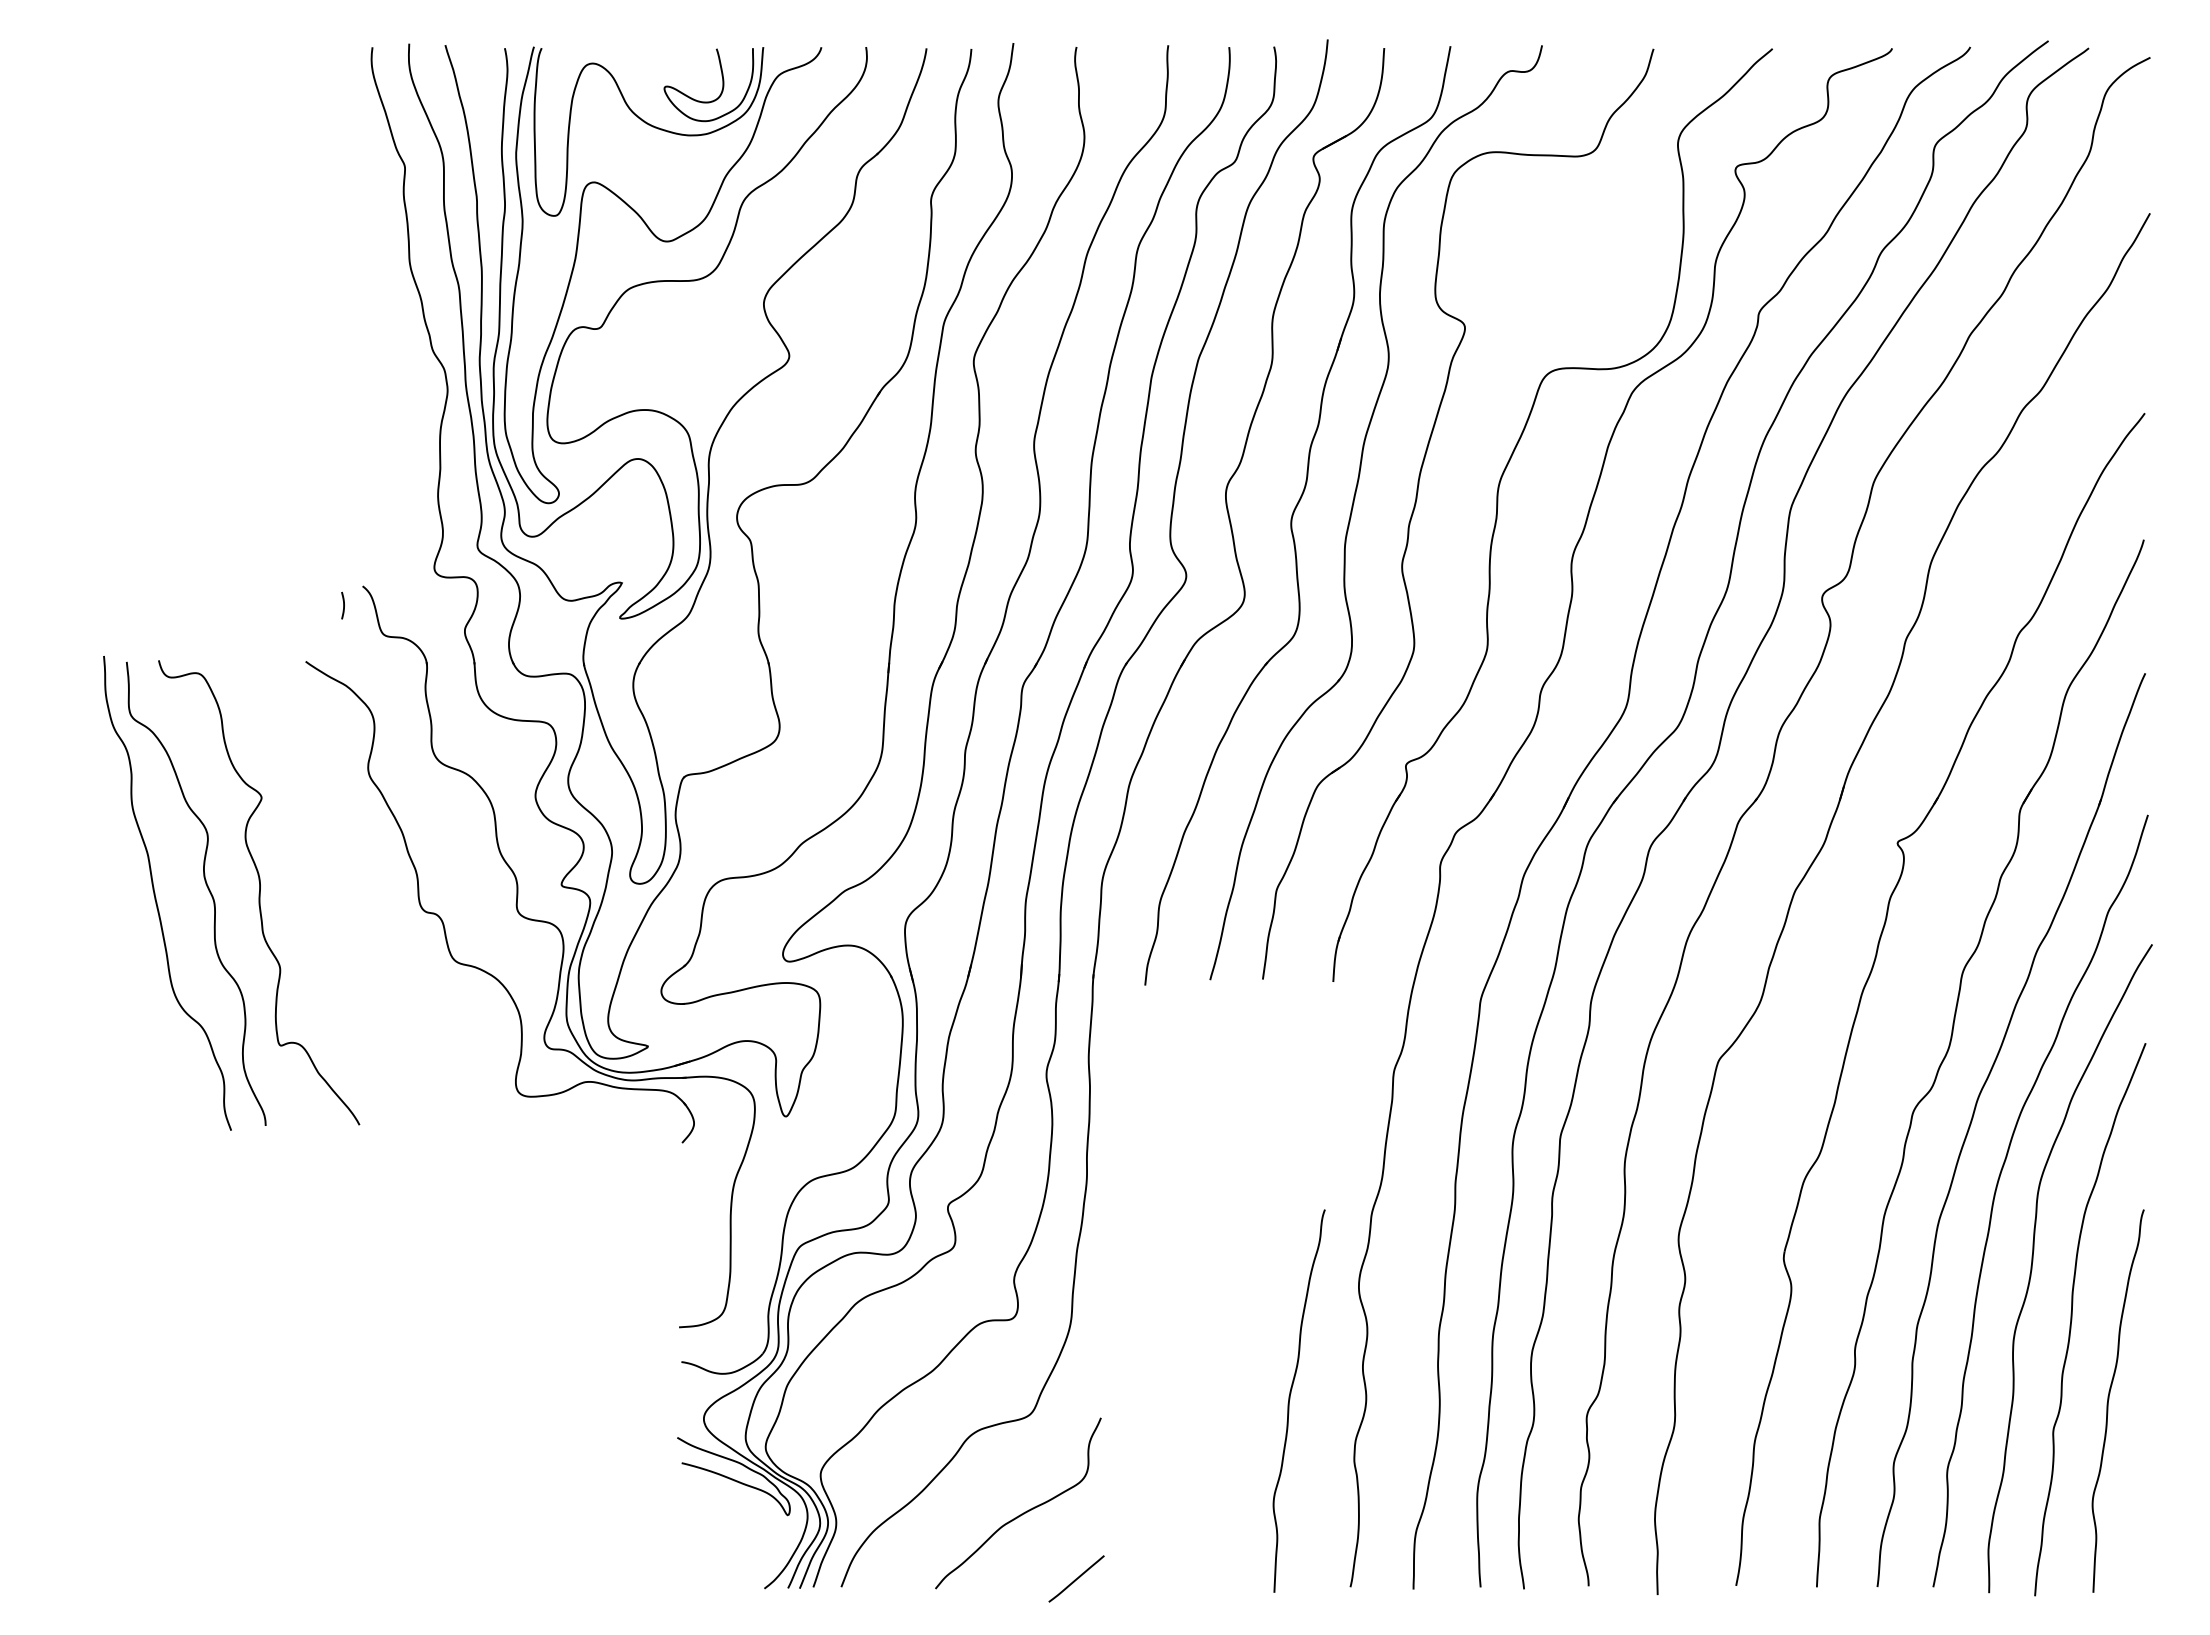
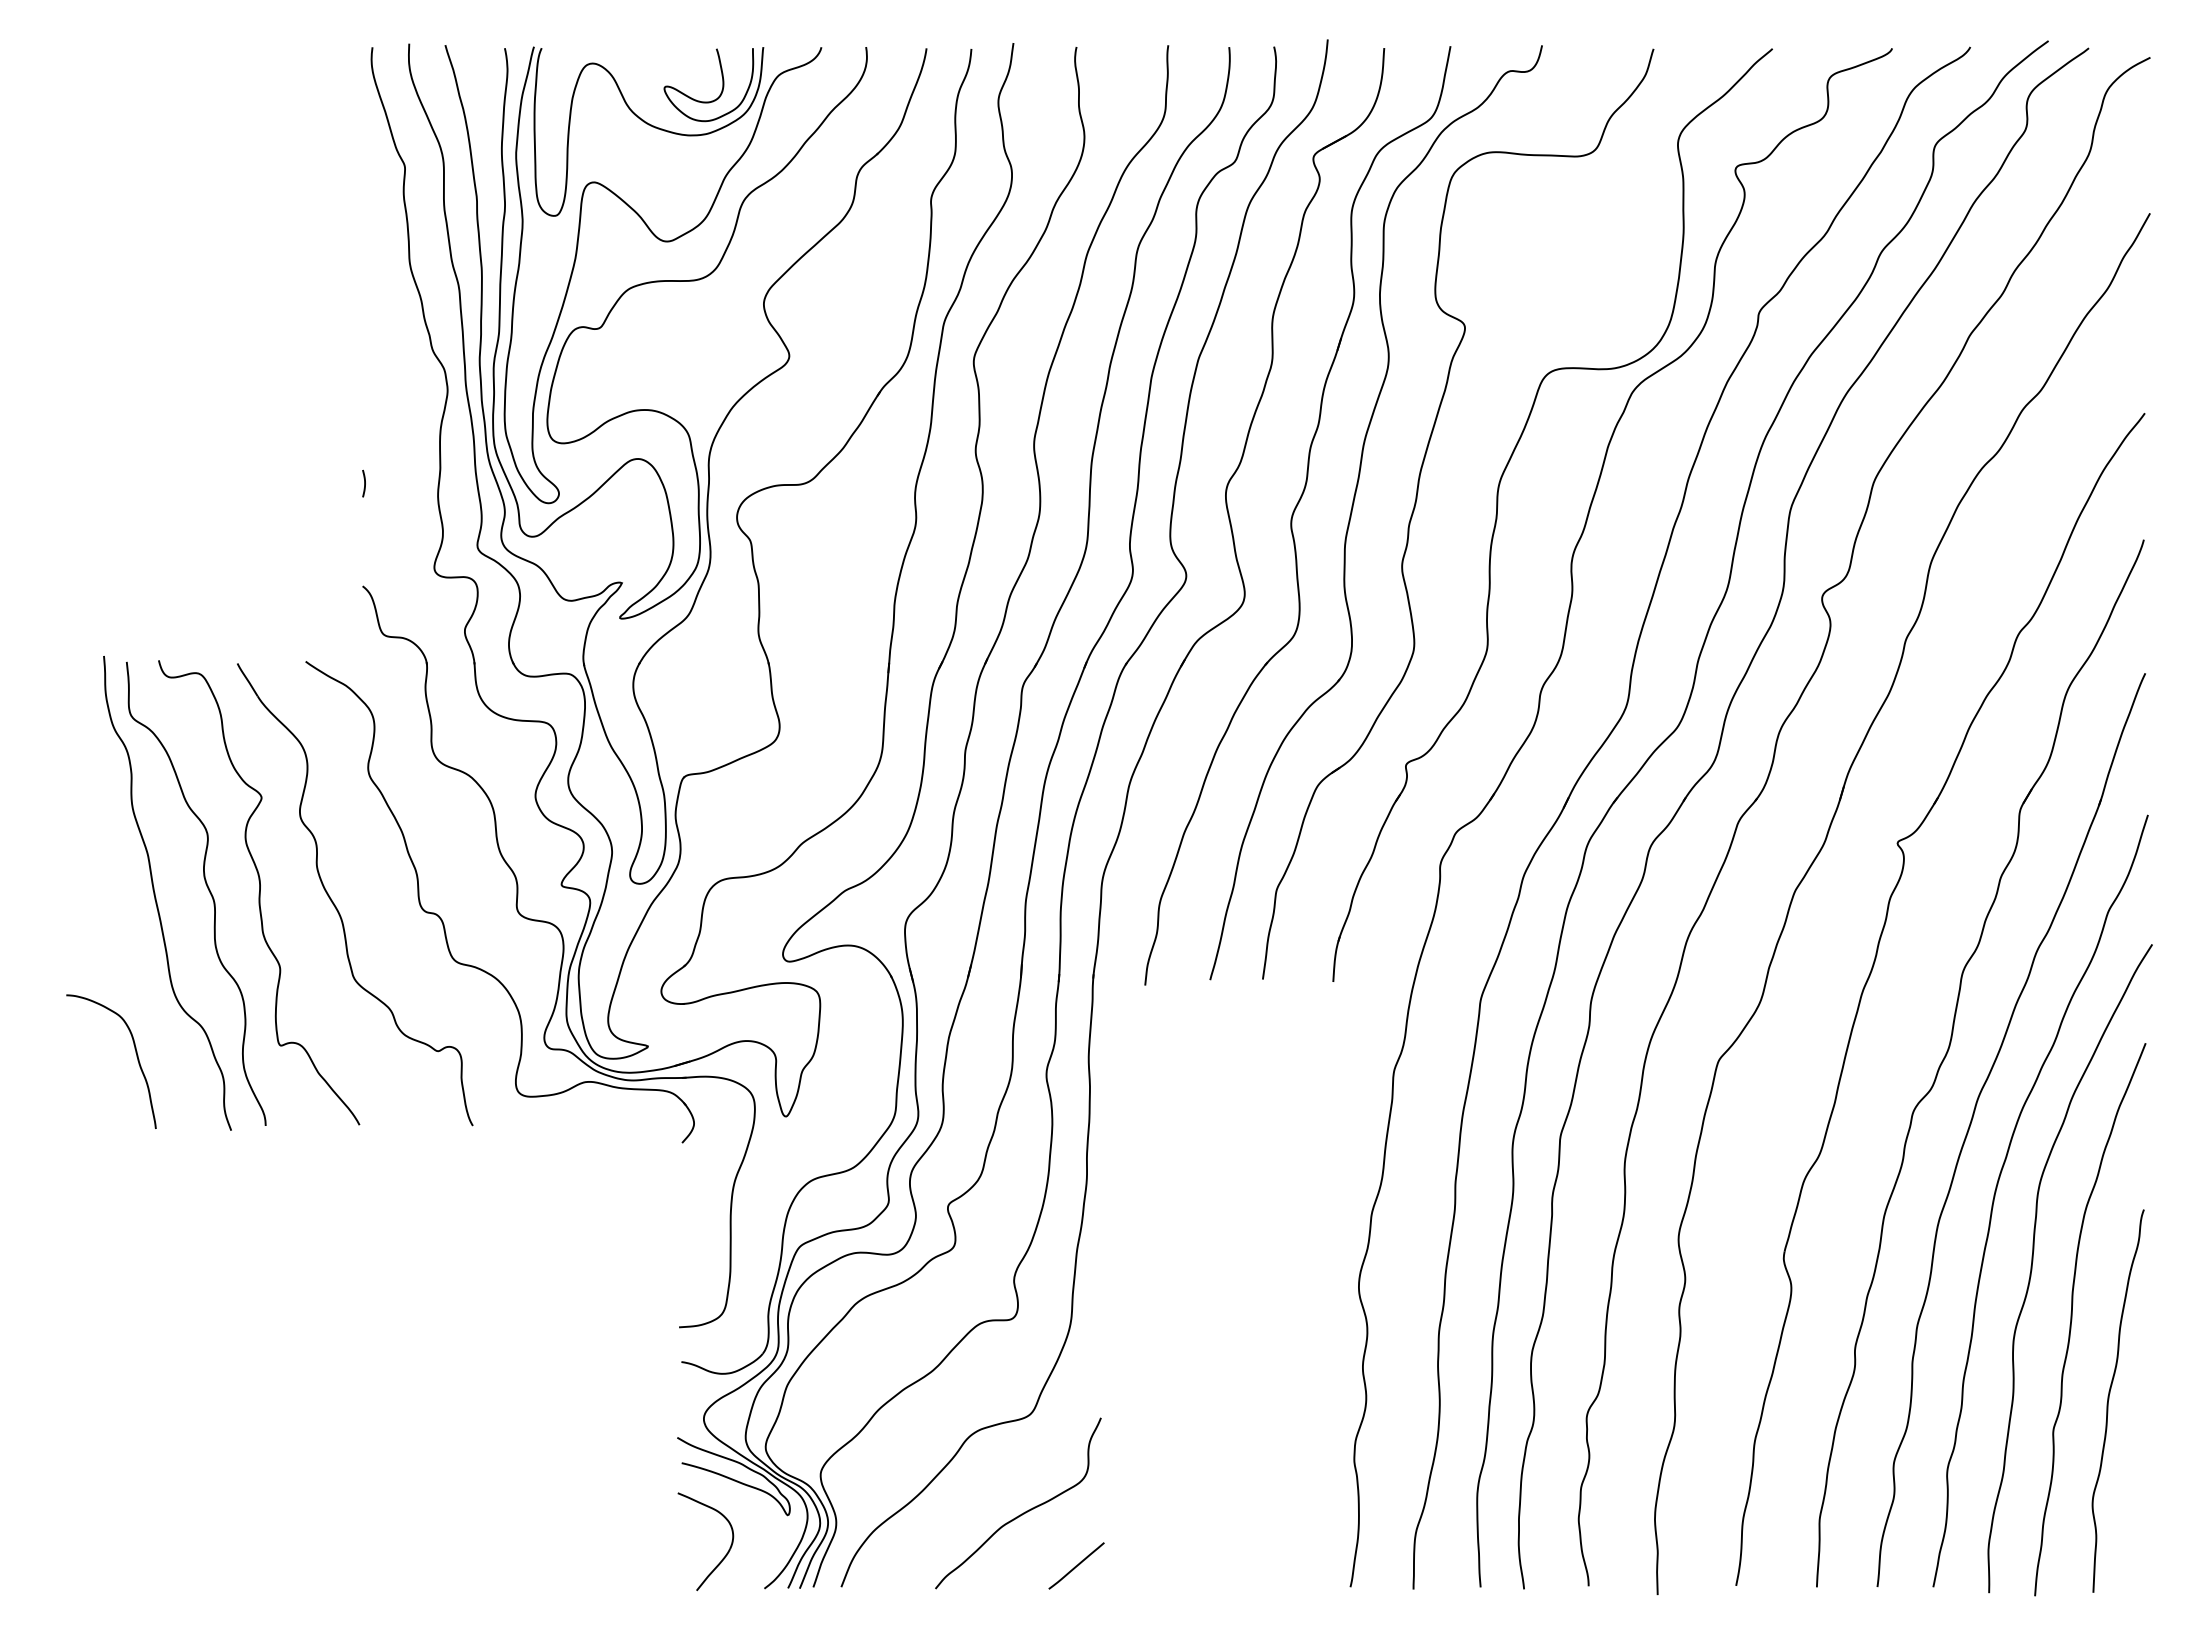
line position: (343, 605) -> (364, 483) (364, 483)
part: none -> present (335, 904)
curve: none -> present (135, 1053)
curve: present -> none (1290, 1399)
part: none -> present (725, 1554)
line position: (1076, 1578) -> (1076, 1565) (1076, 1565)
